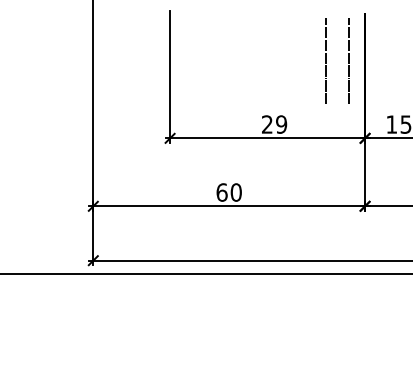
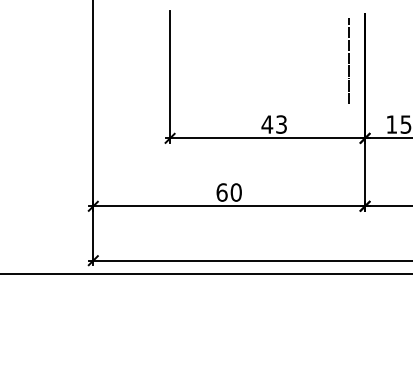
line: present -> none (325, 60)
text: 29 -> 43 (274, 124)
